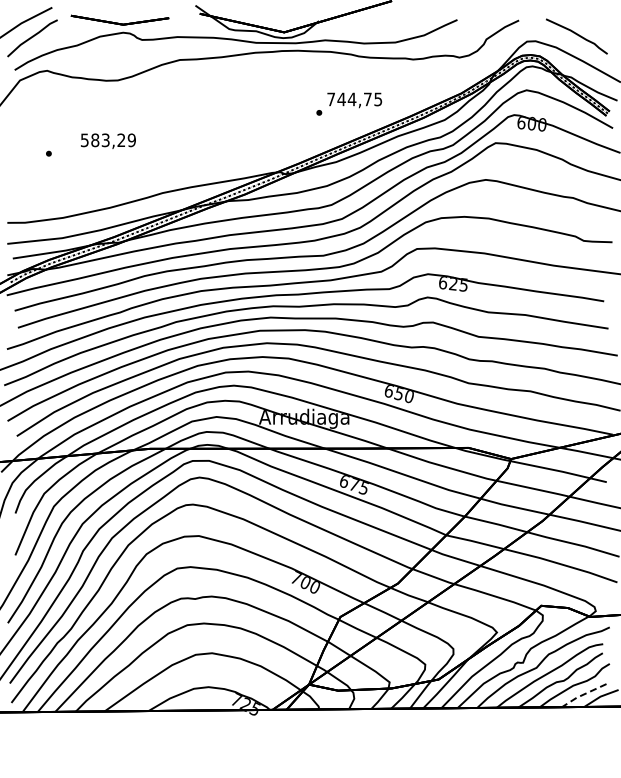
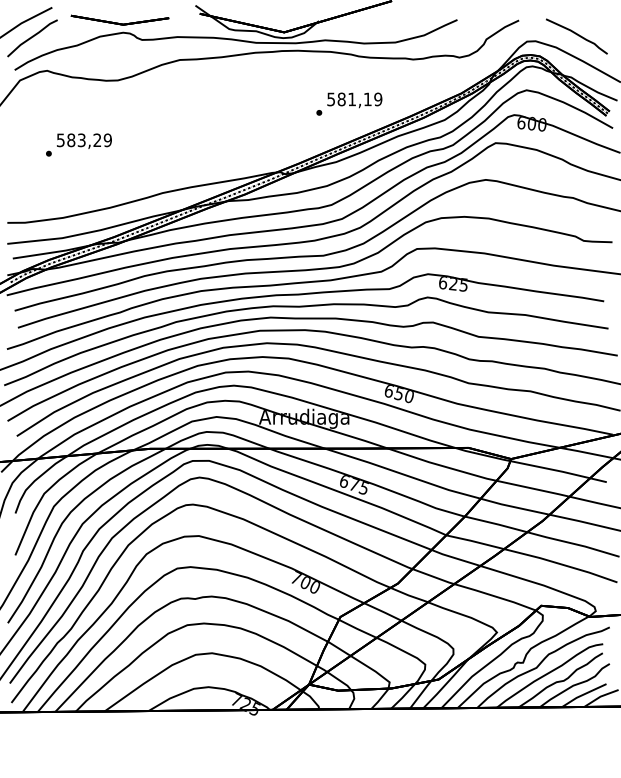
text: 744,75 -> 581,19 (354, 99)
text position: (108, 140) -> (84, 140) (84, 140)
line: dashed -> solid (582, 694)
